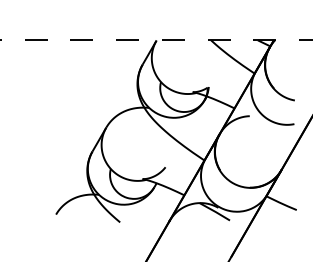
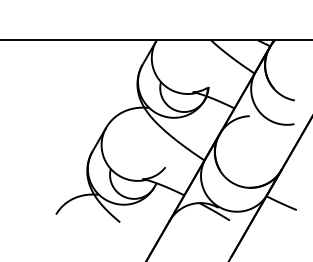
line: dashed -> solid (156, 40)
